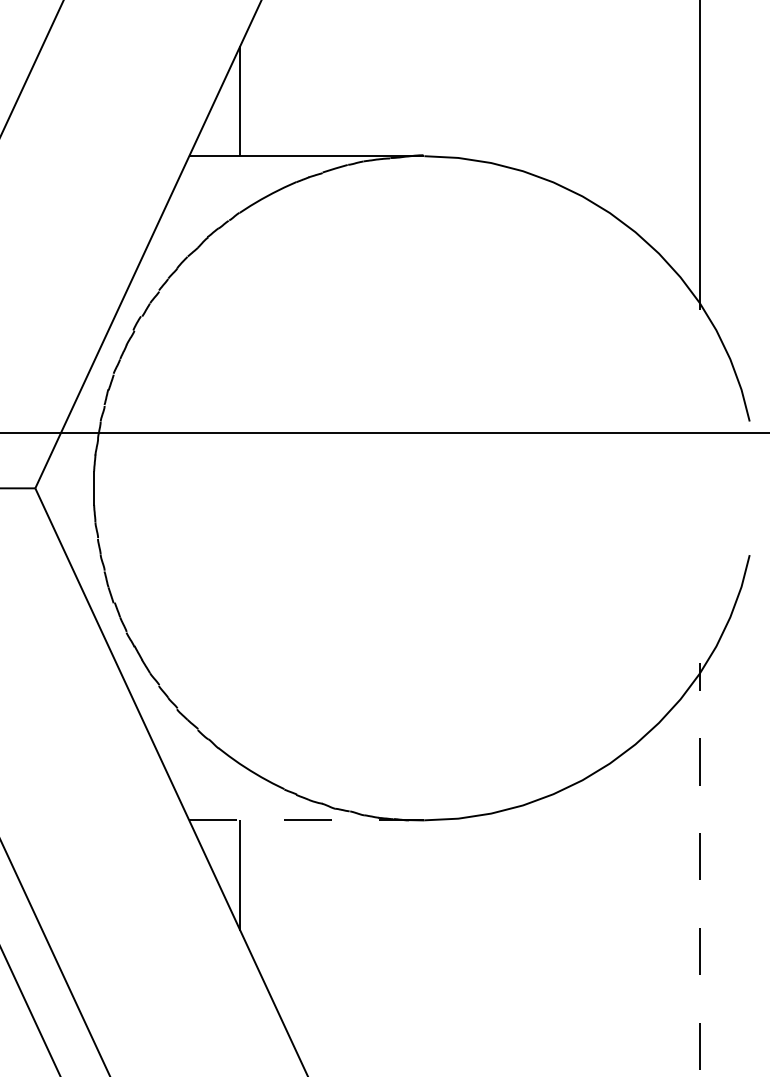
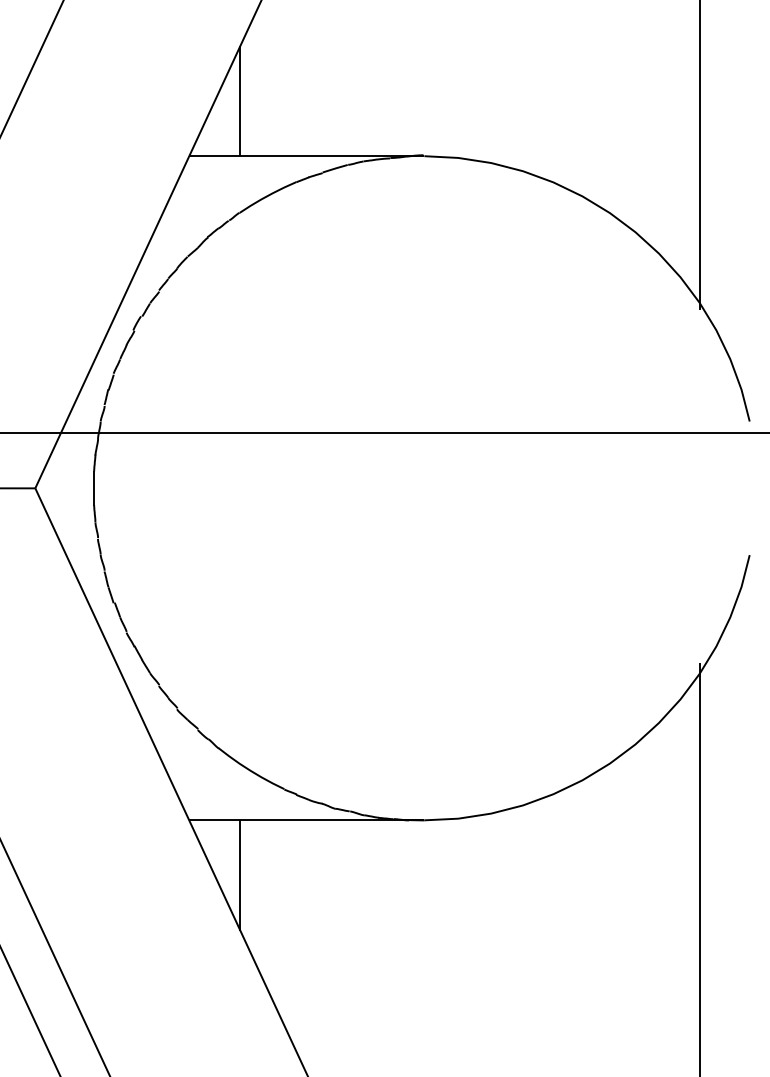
line: dashed -> solid (306, 820)
line: dashed -> solid (700, 869)
